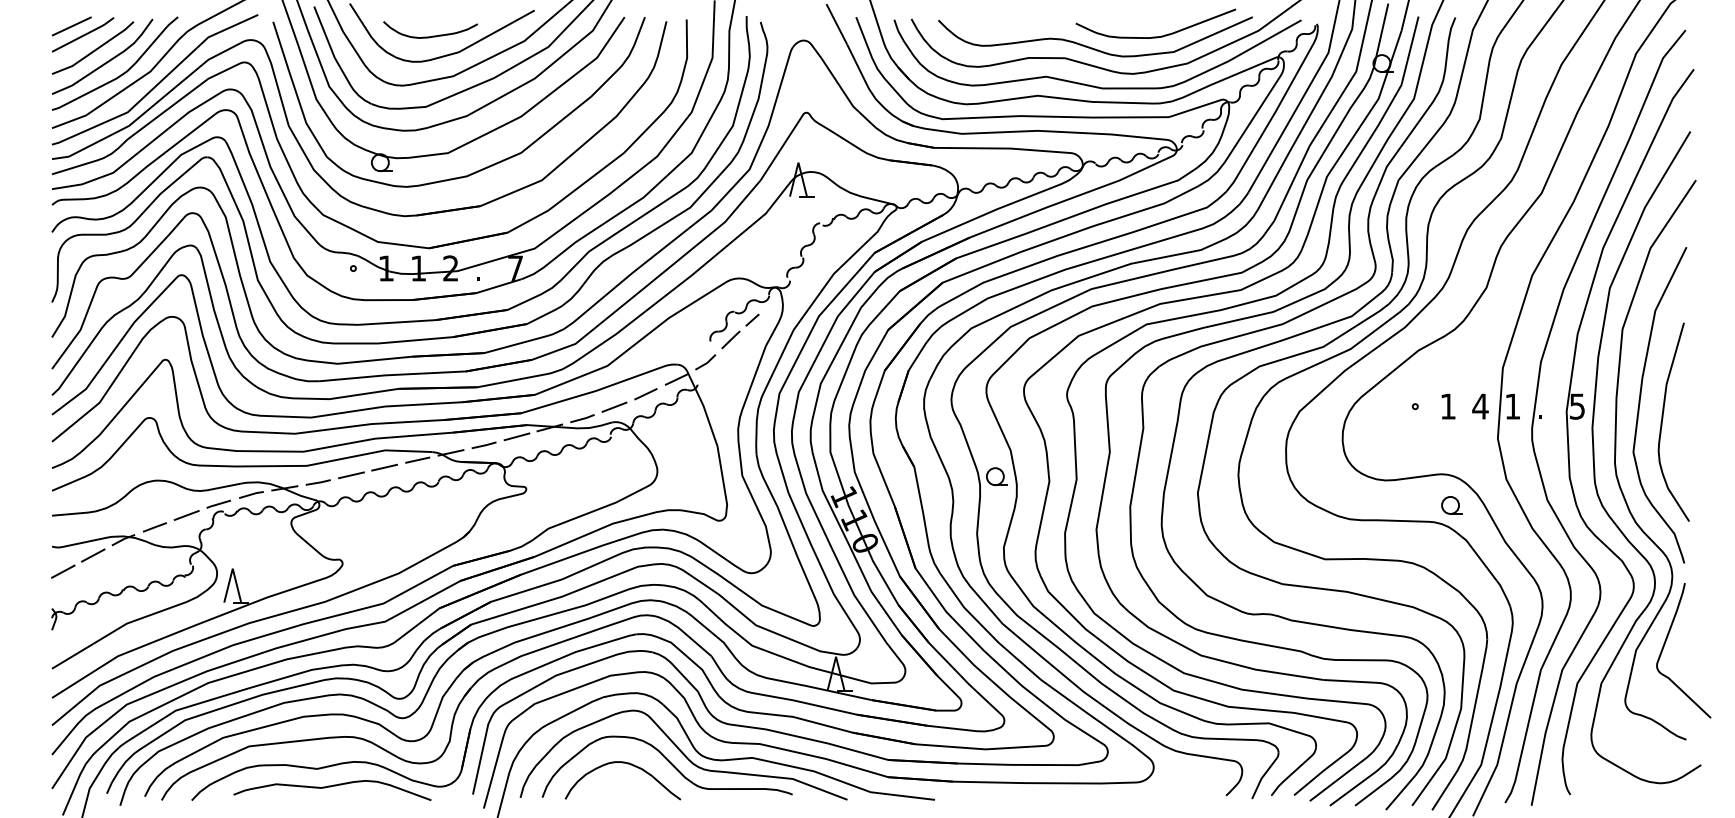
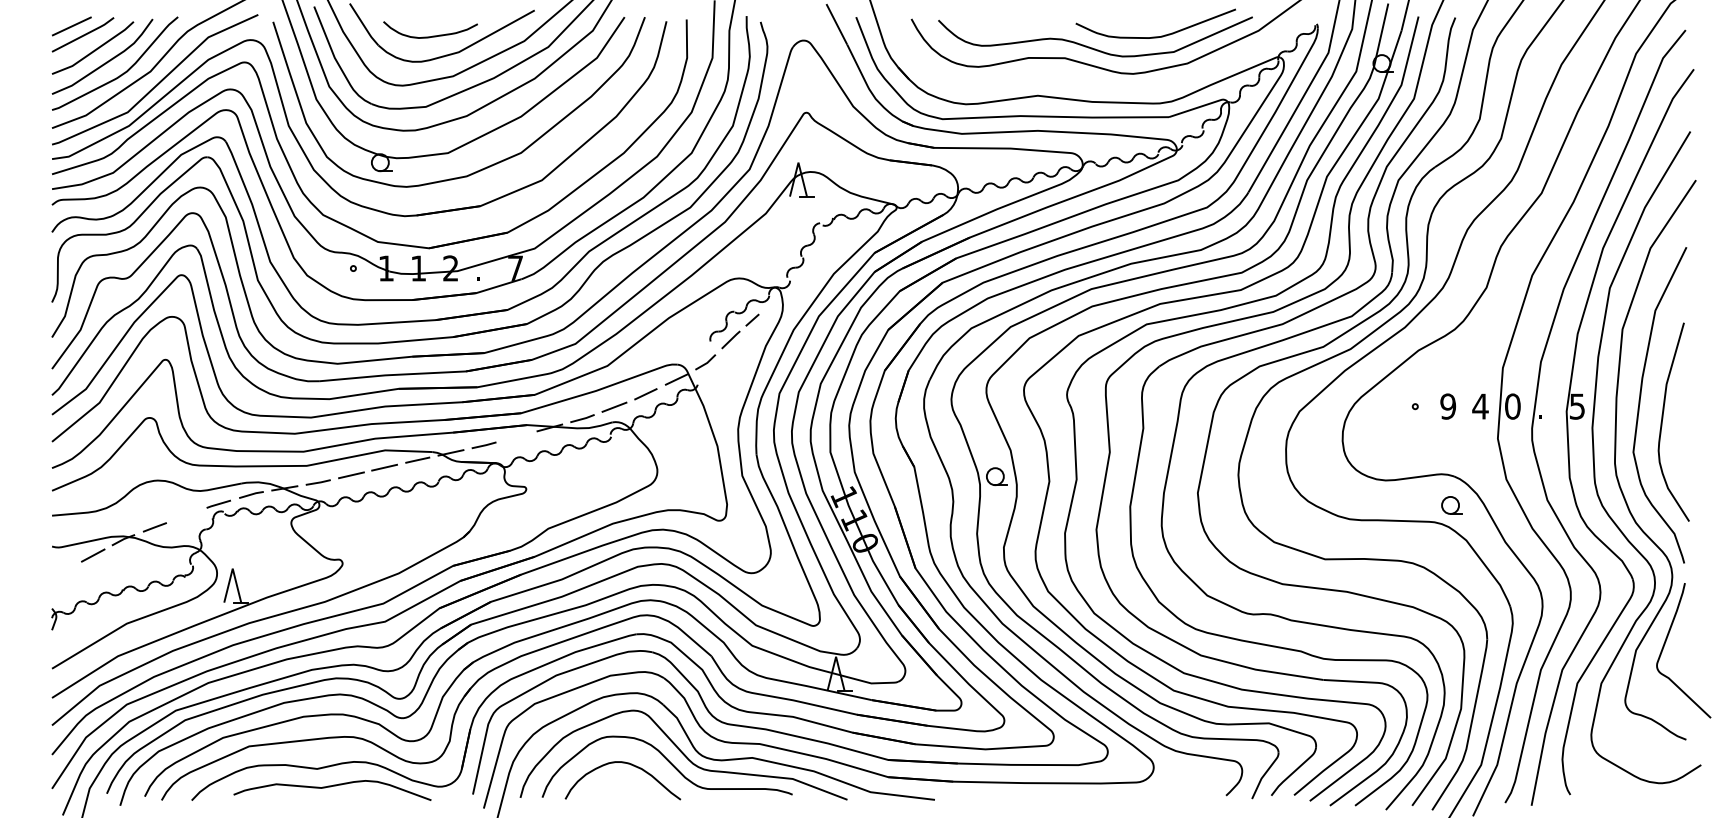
curve: present -> none (1089, 84)
text: 1 -> 9 (1448, 406)
text: 1 -> 0 (1512, 406)
line: present -> none (516, 436)
line: present -> none (186, 515)
line: present -> none (63, 571)
